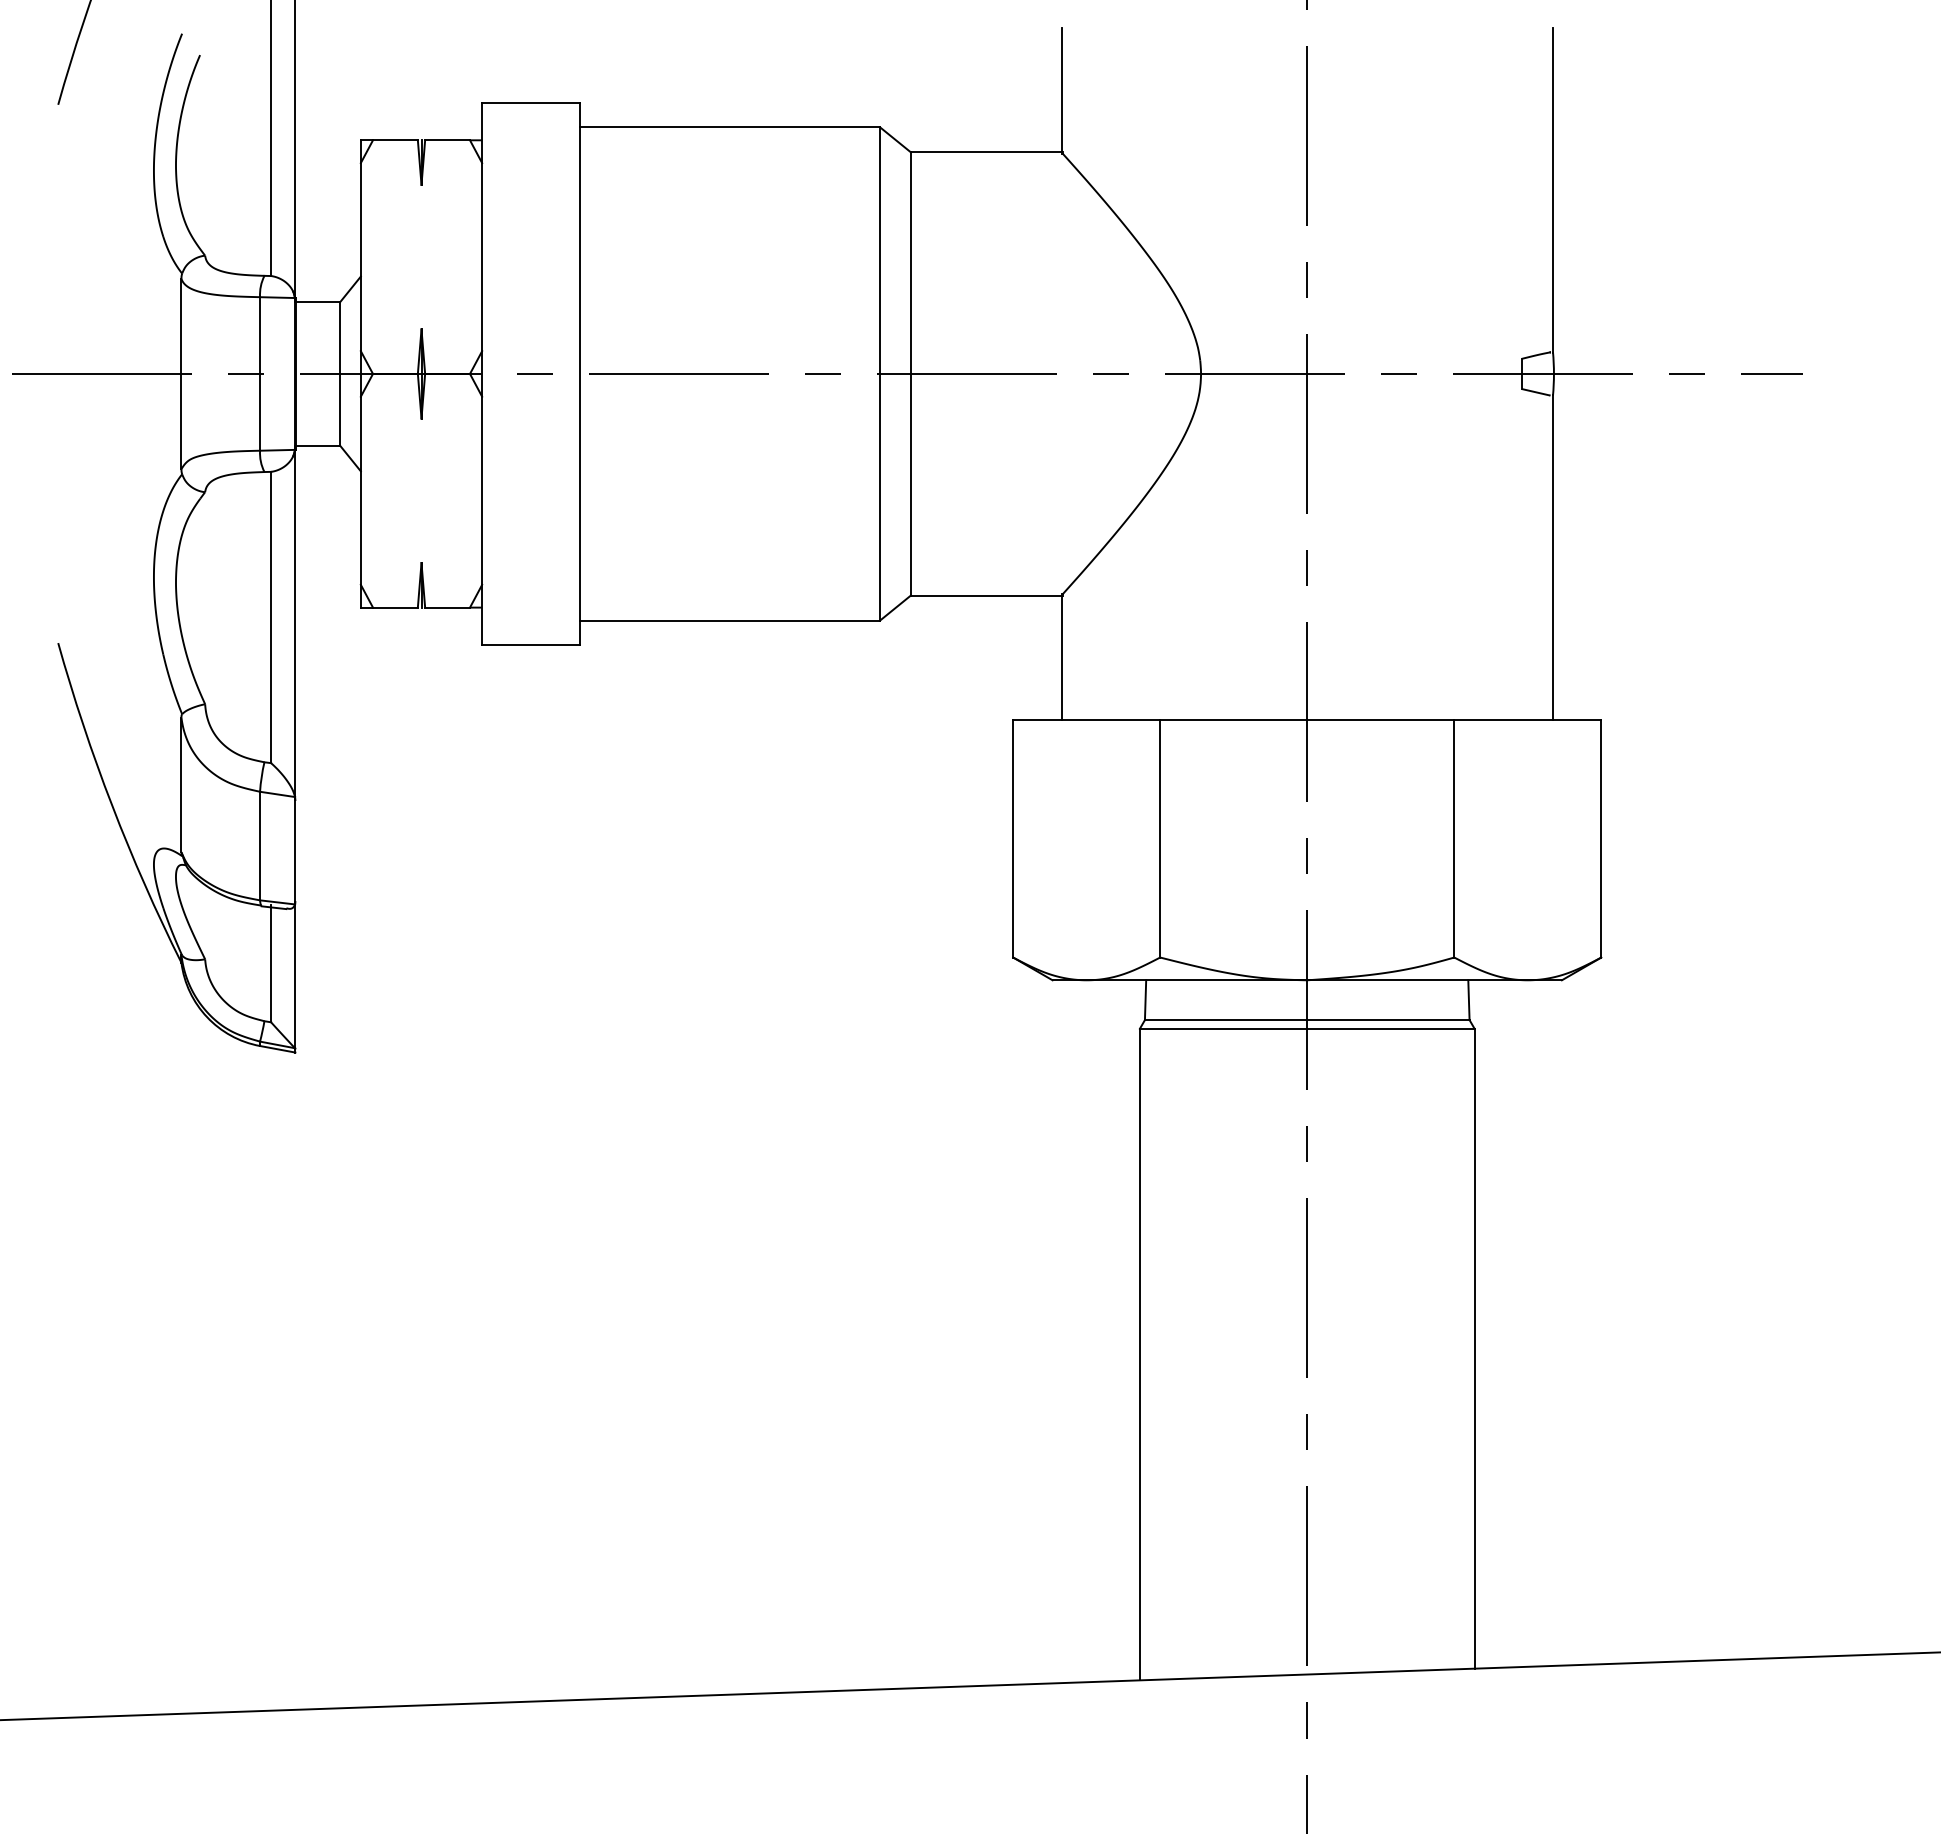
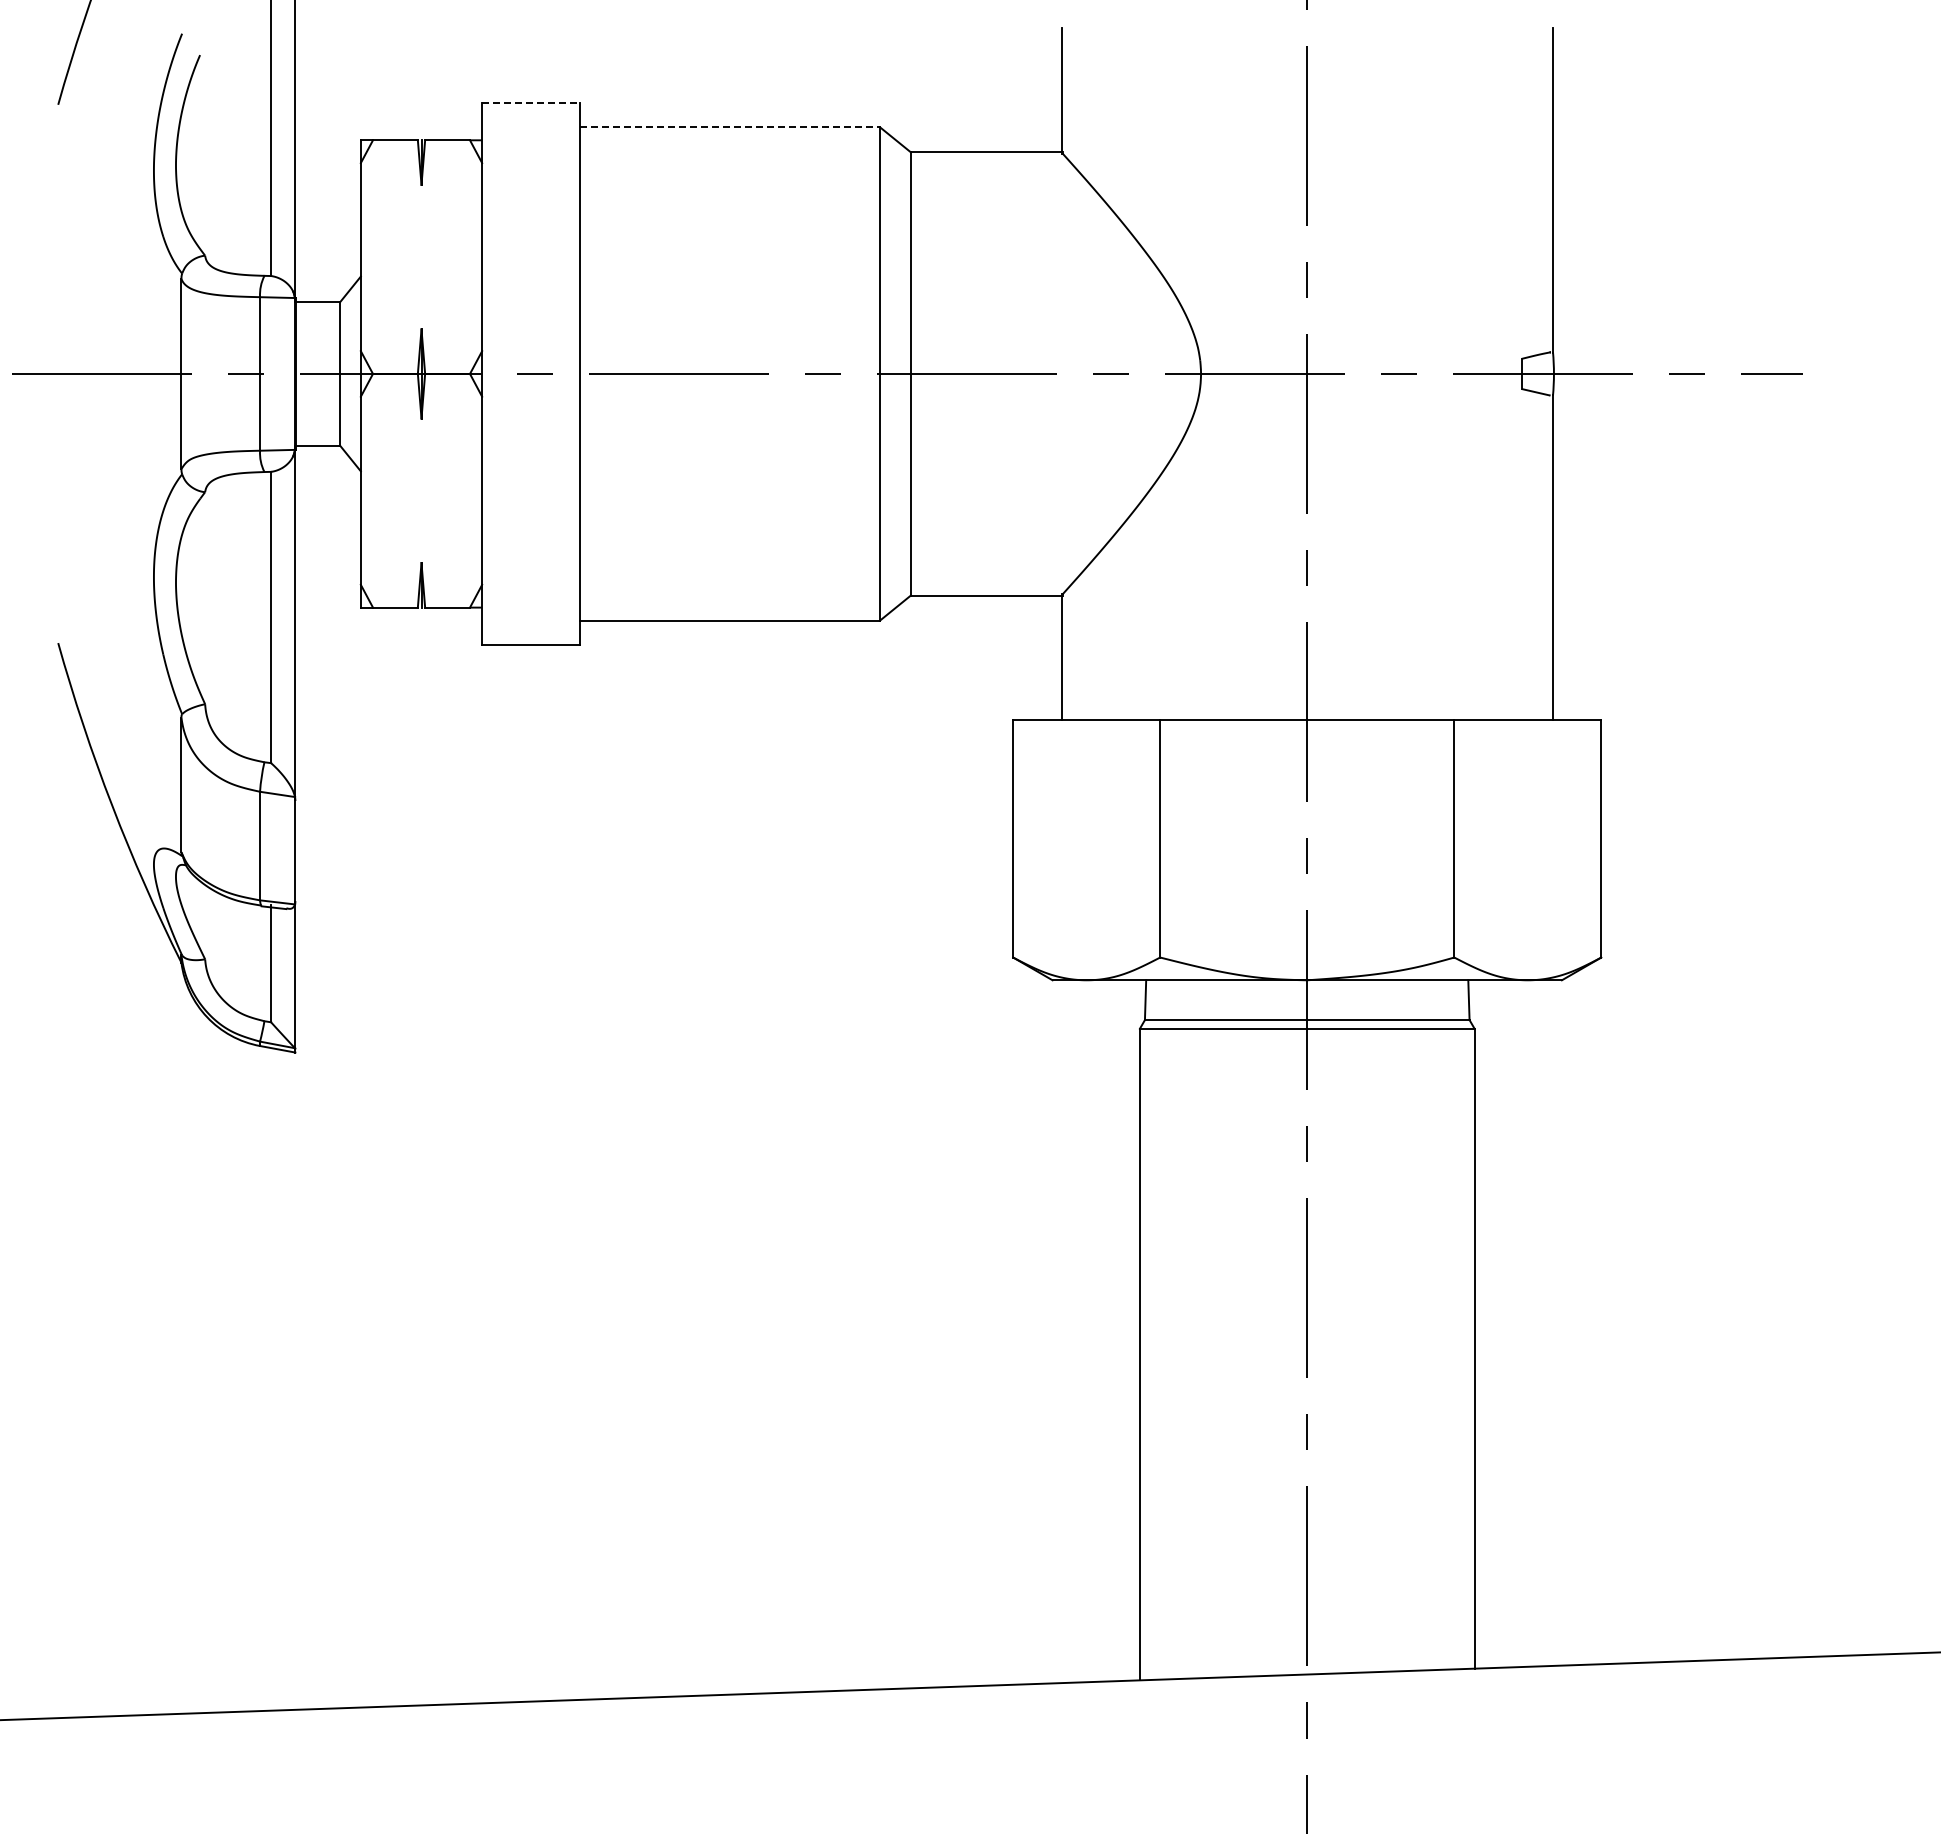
line: solid -> dashed (531, 103)
line: solid -> dashed (730, 127)
